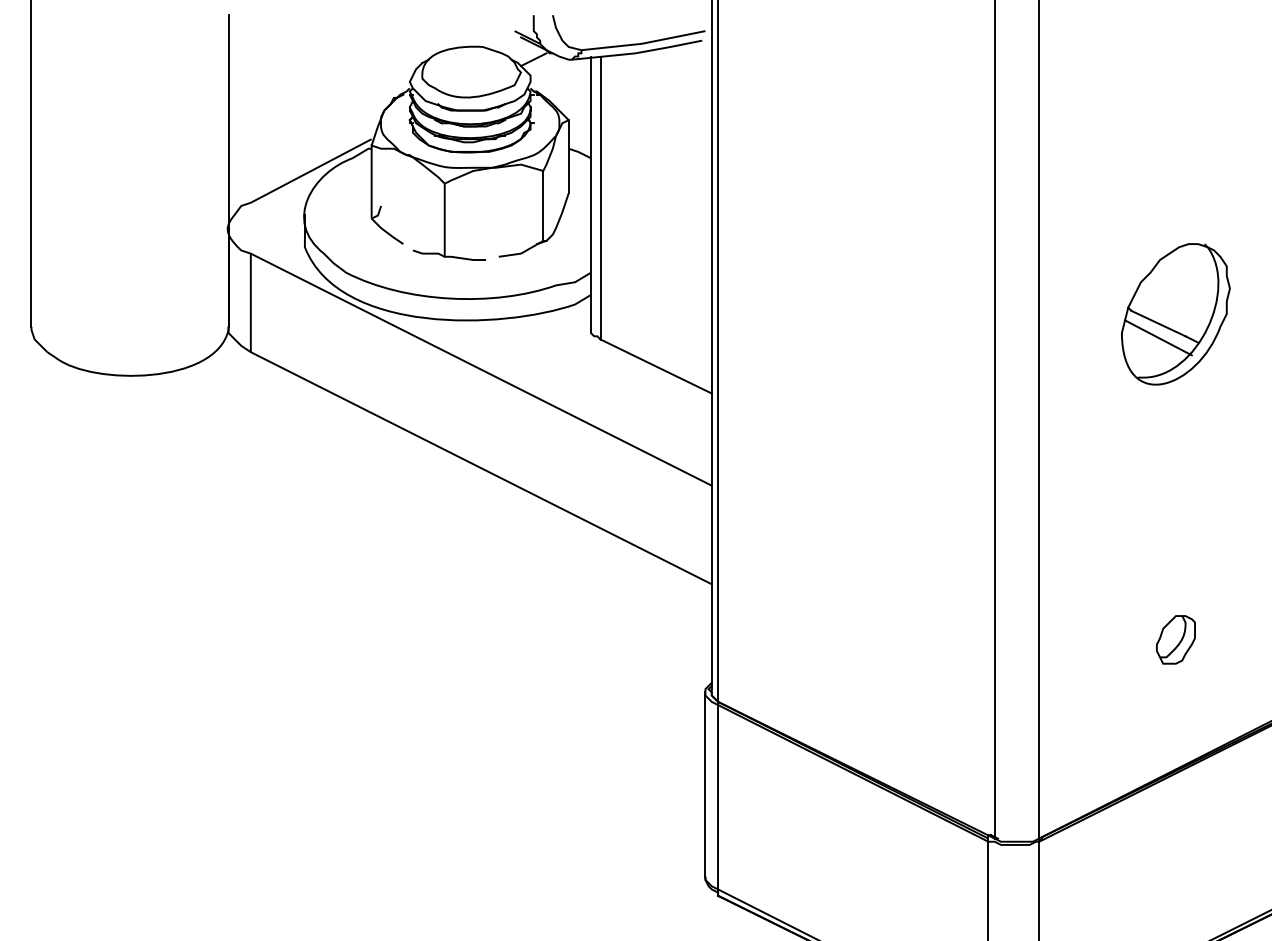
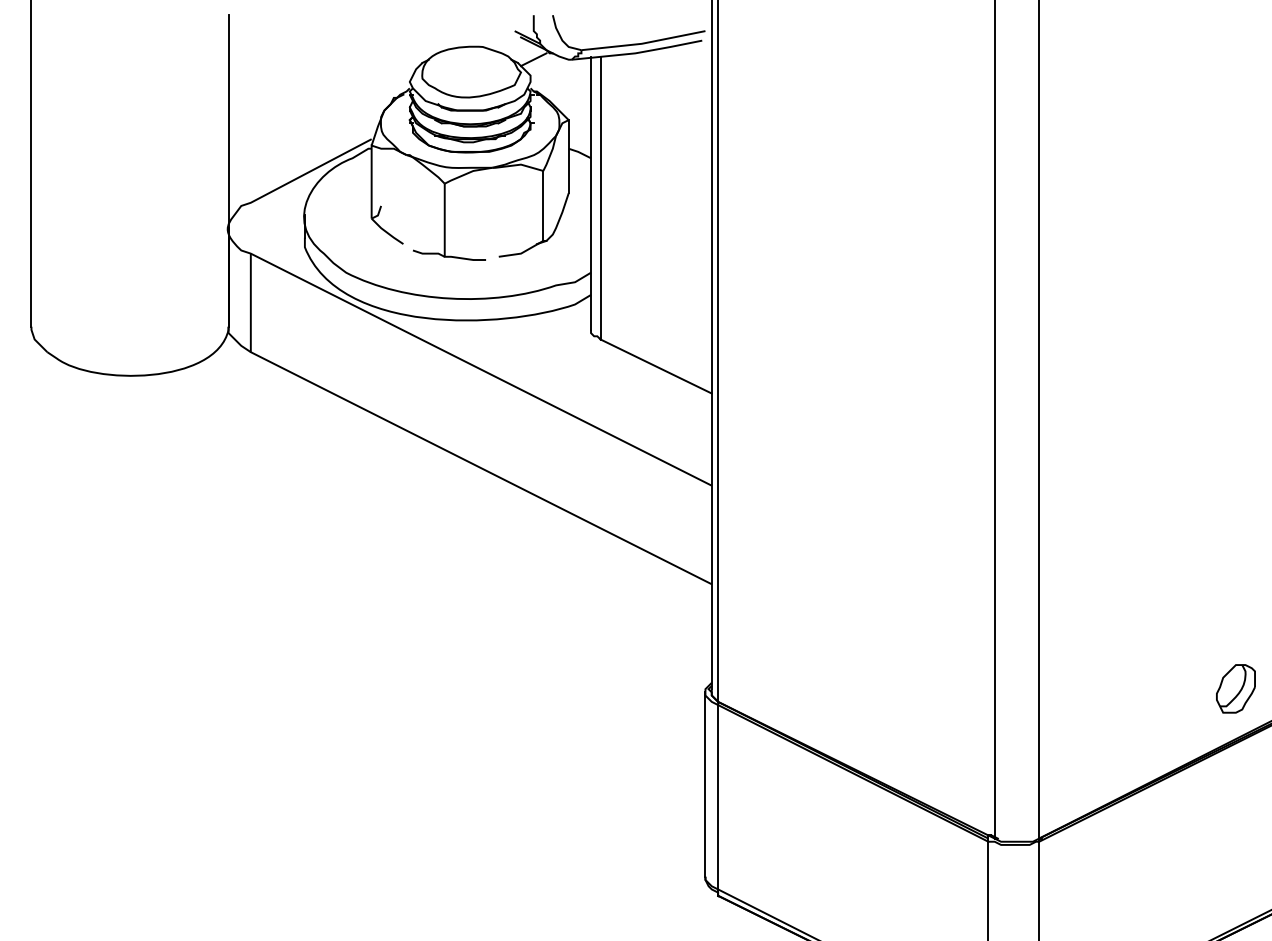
part: present -> none (1175, 314)
part position: (1175, 639) -> (1235, 688) (1235, 688)
